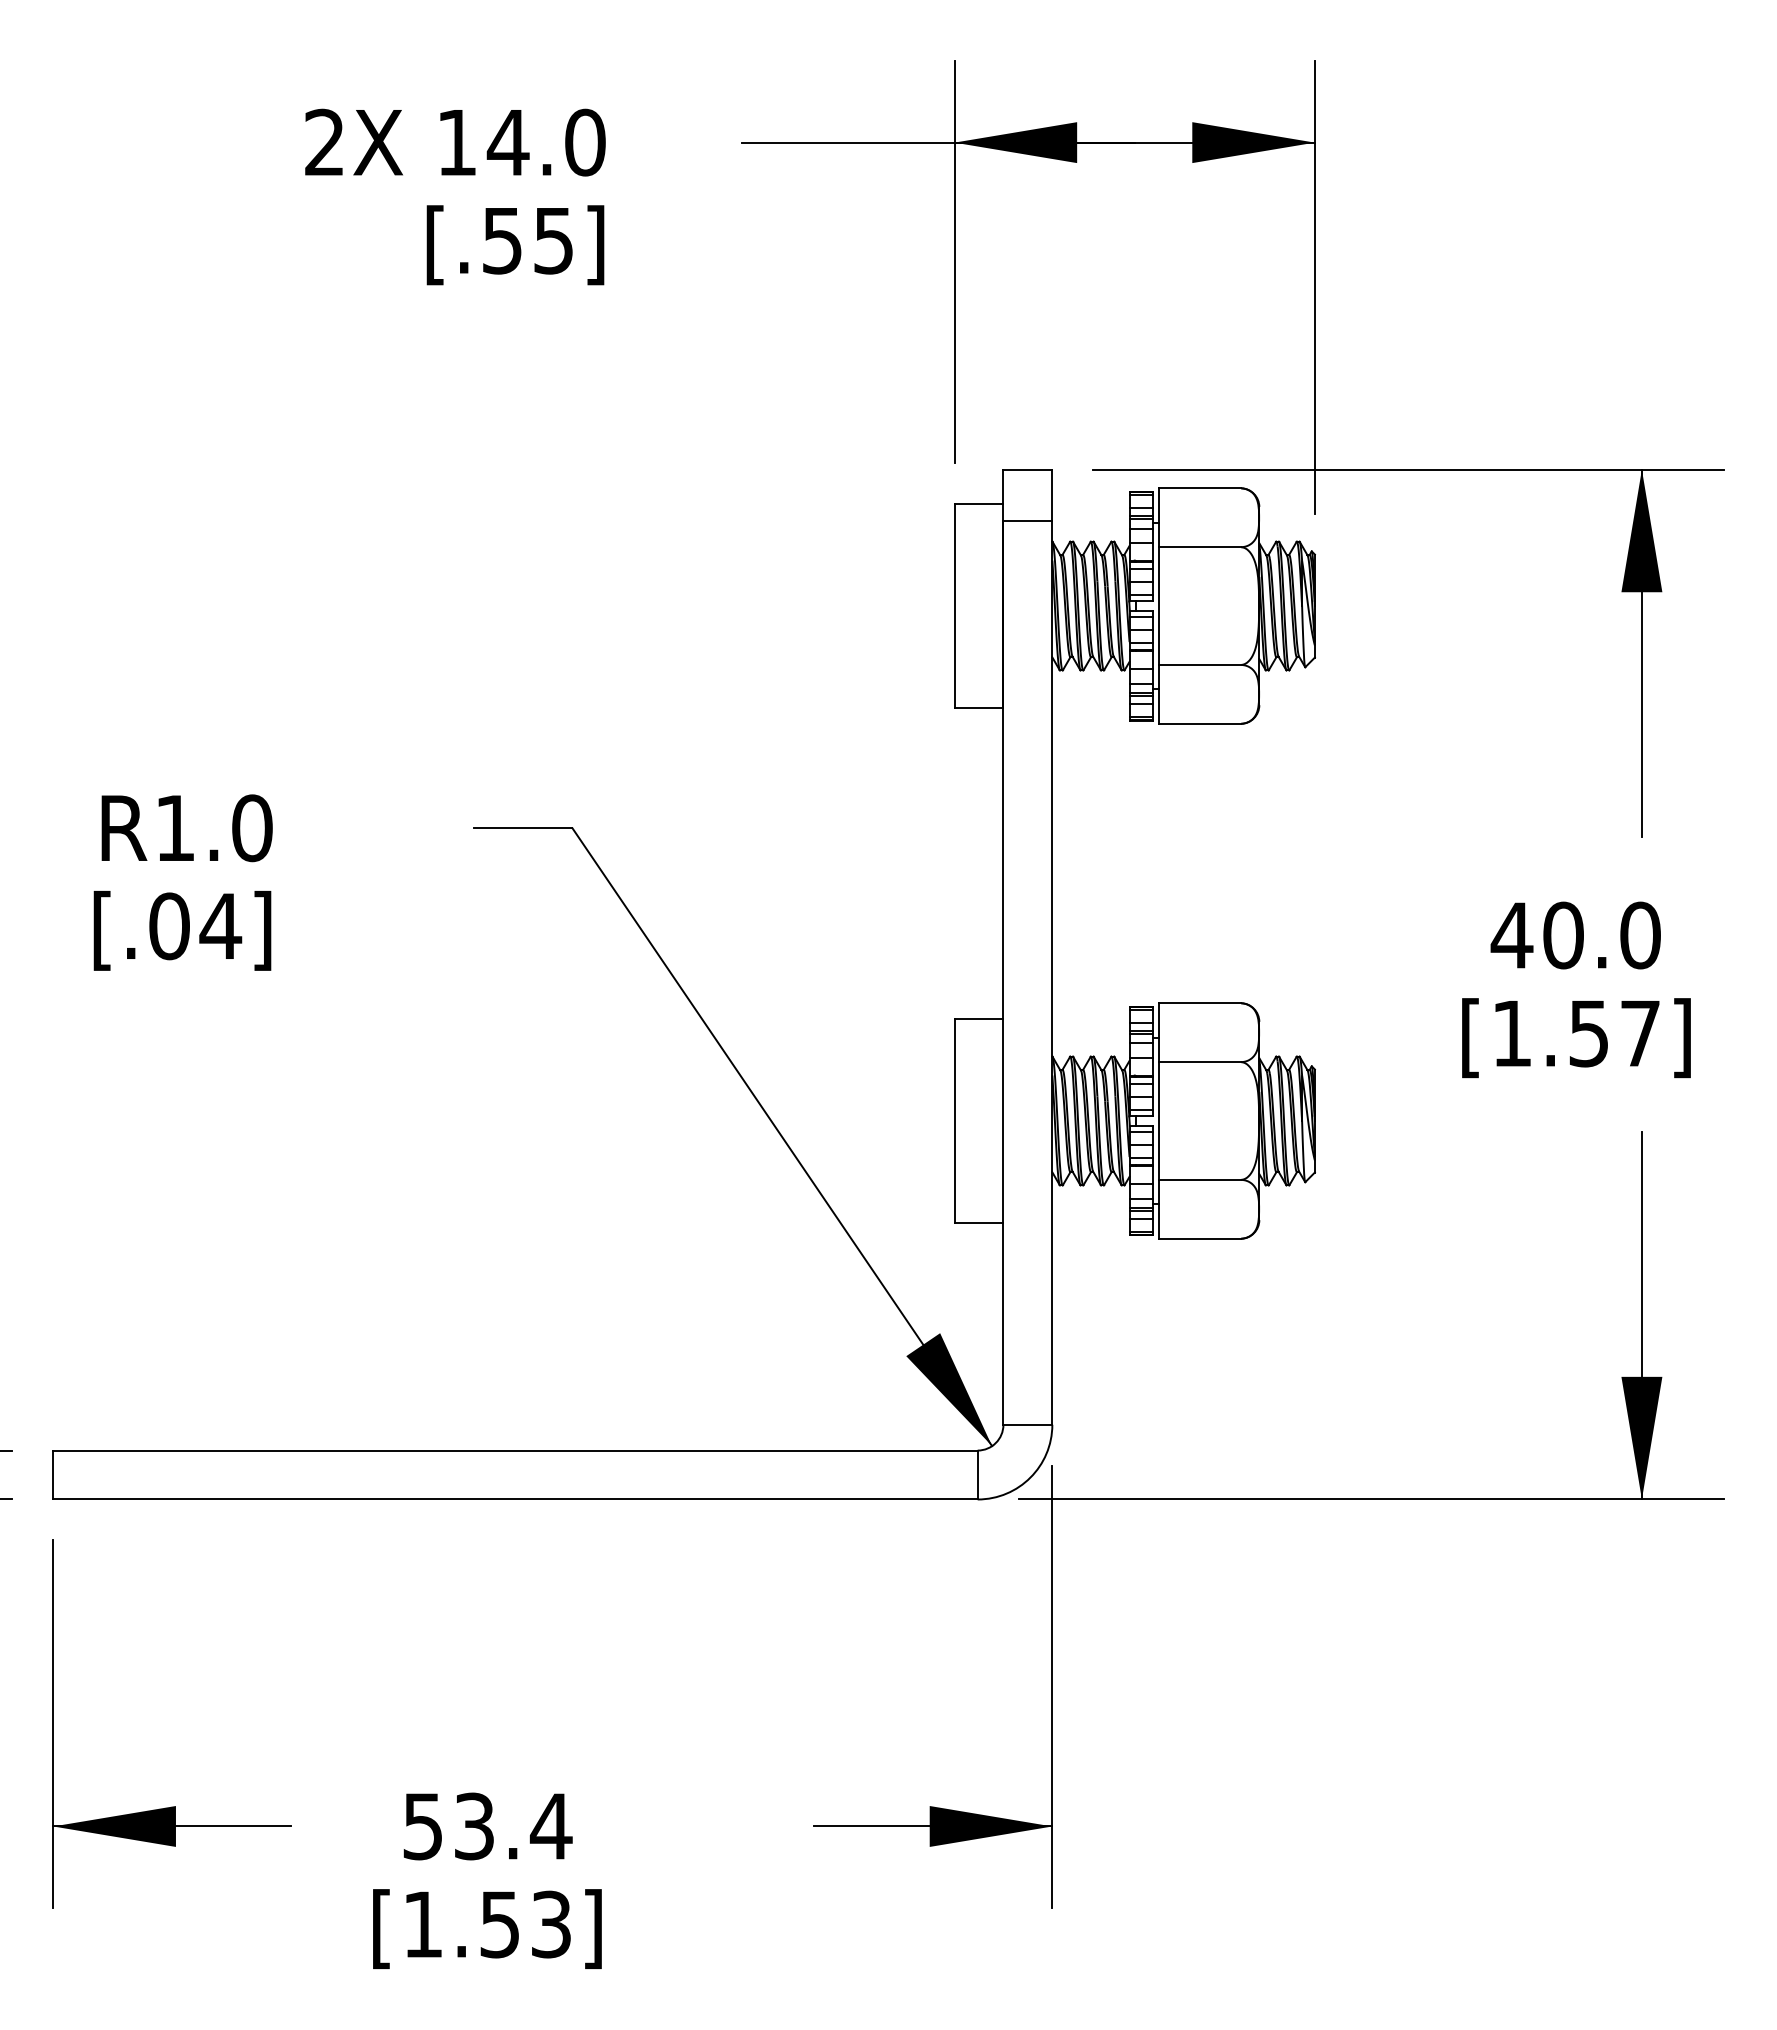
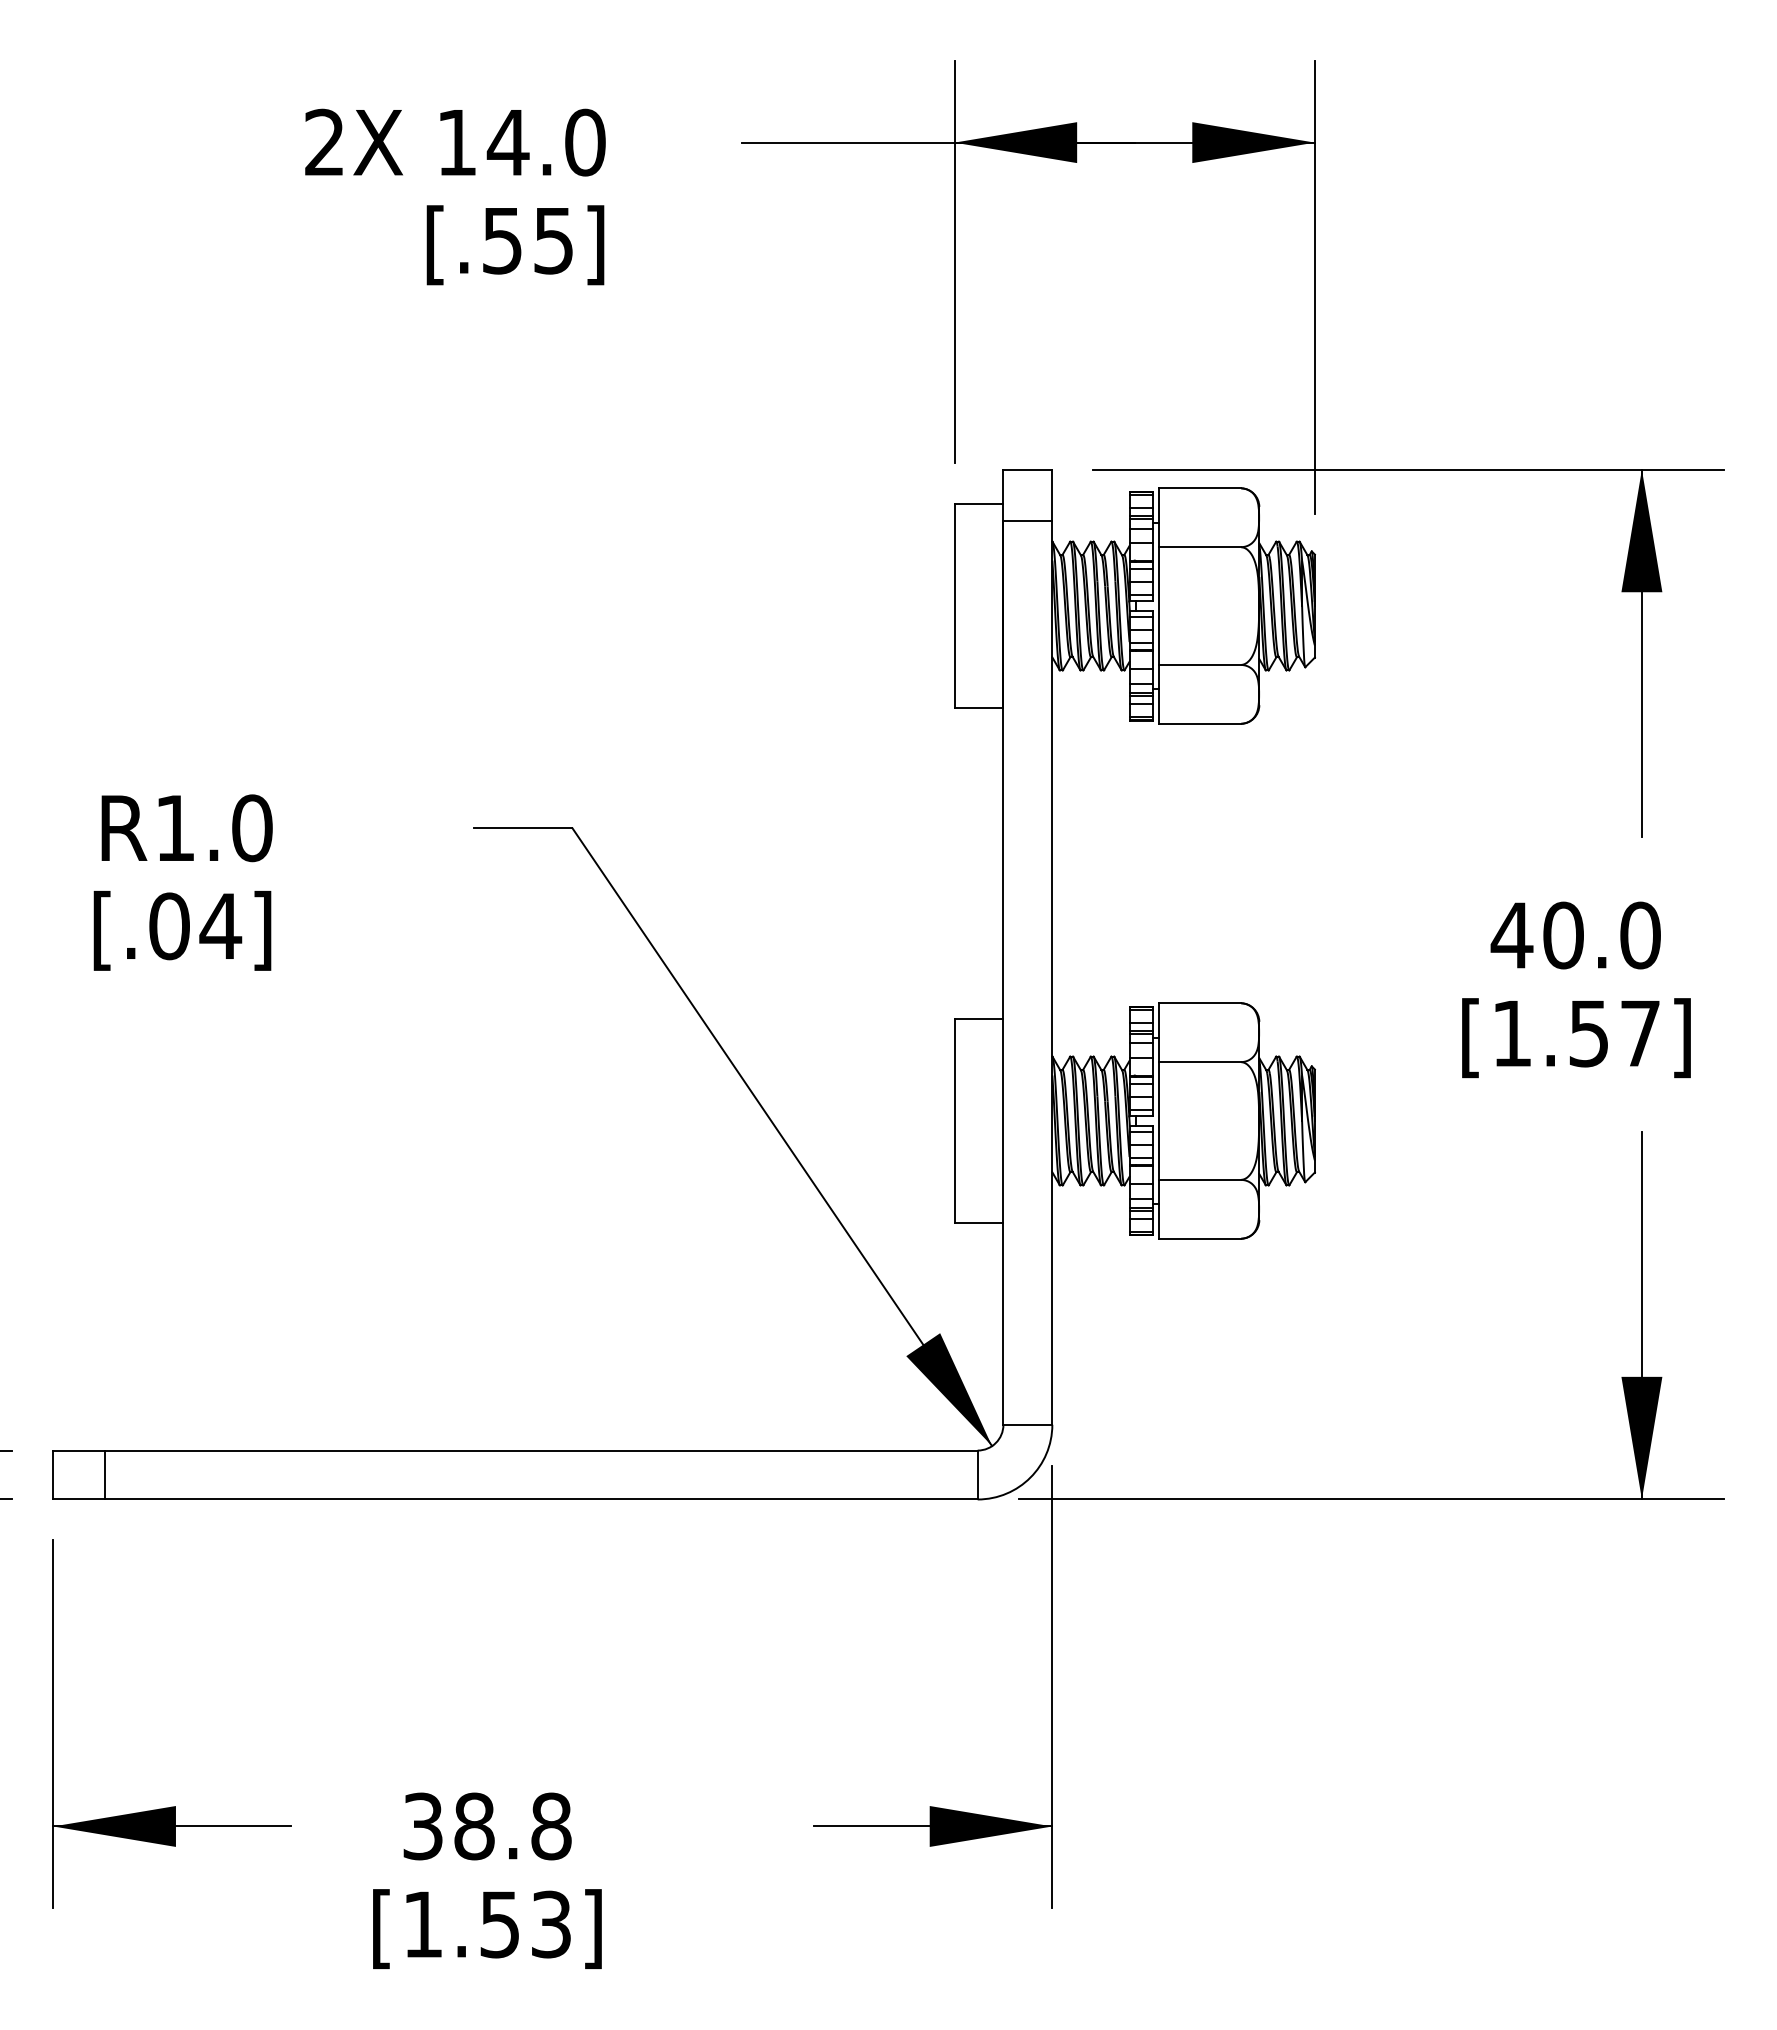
line: none -> present (104, 1474)
text: 53.4 -> 38.8 (488, 1826)
